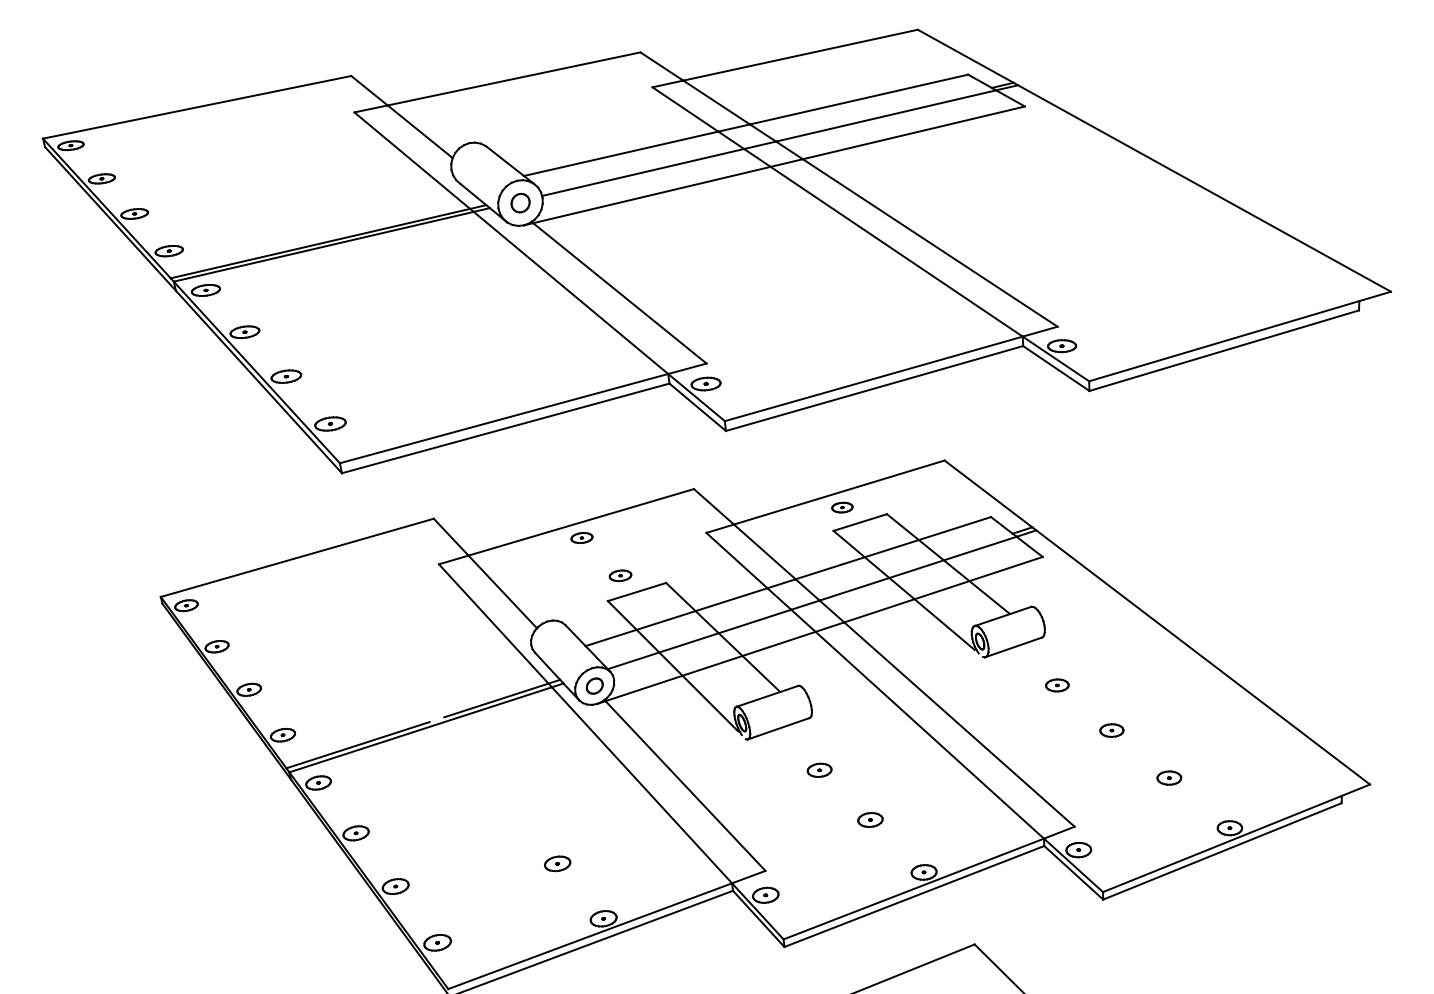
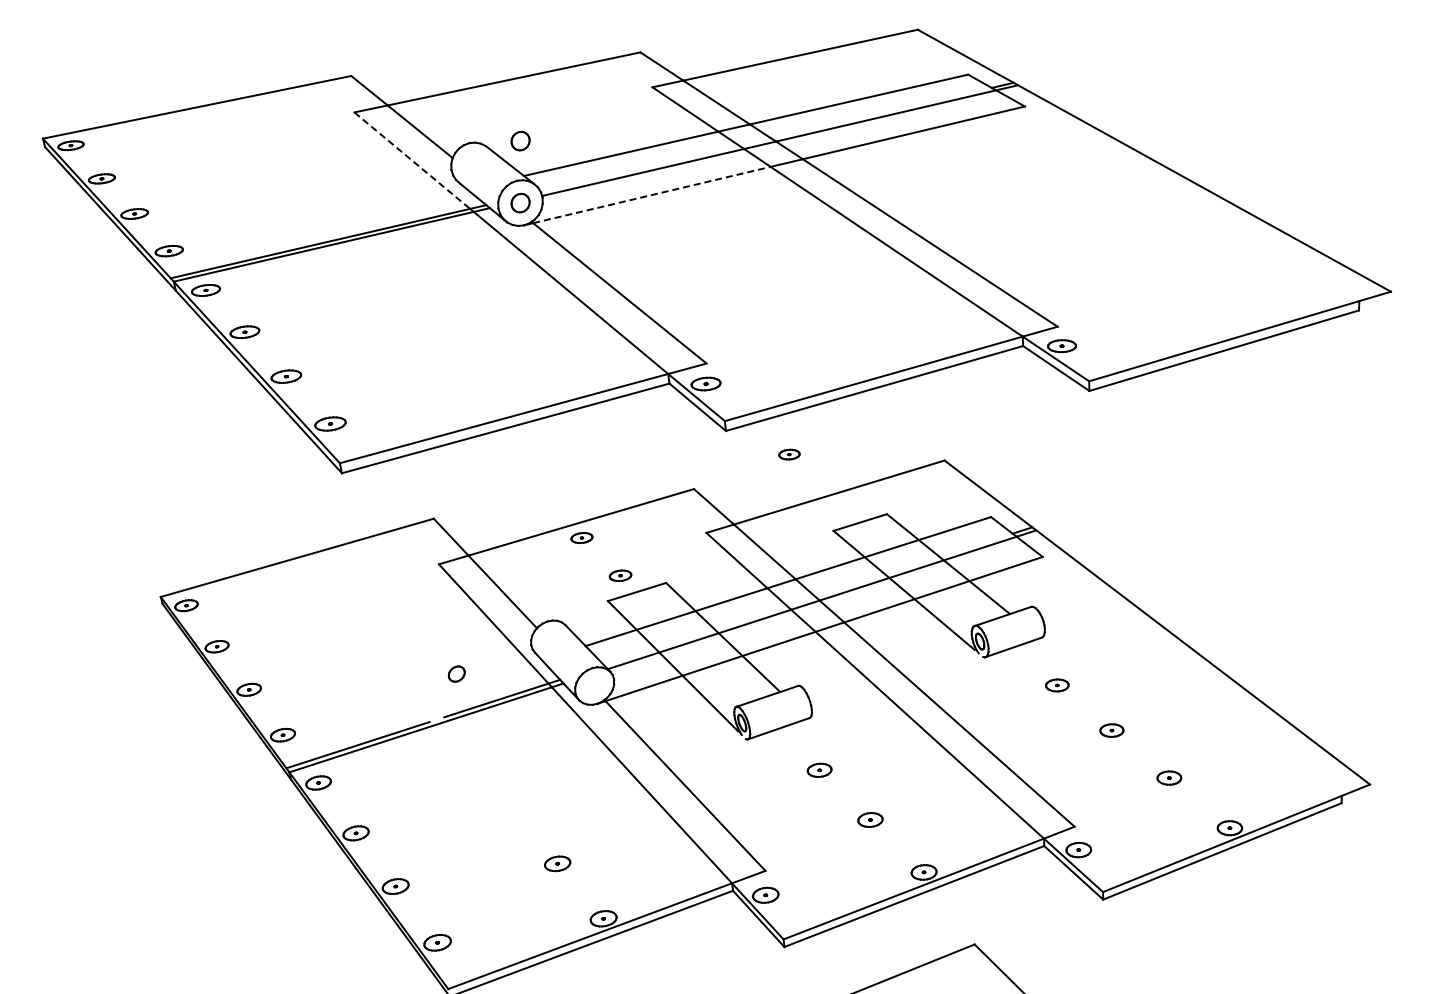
part: none -> present (520, 140)
line: solid -> dashed (412, 160)
line: solid -> dashed (652, 194)
part position: (842, 507) -> (789, 454) (789, 454)
part position: (594, 685) -> (456, 673) (456, 673)
